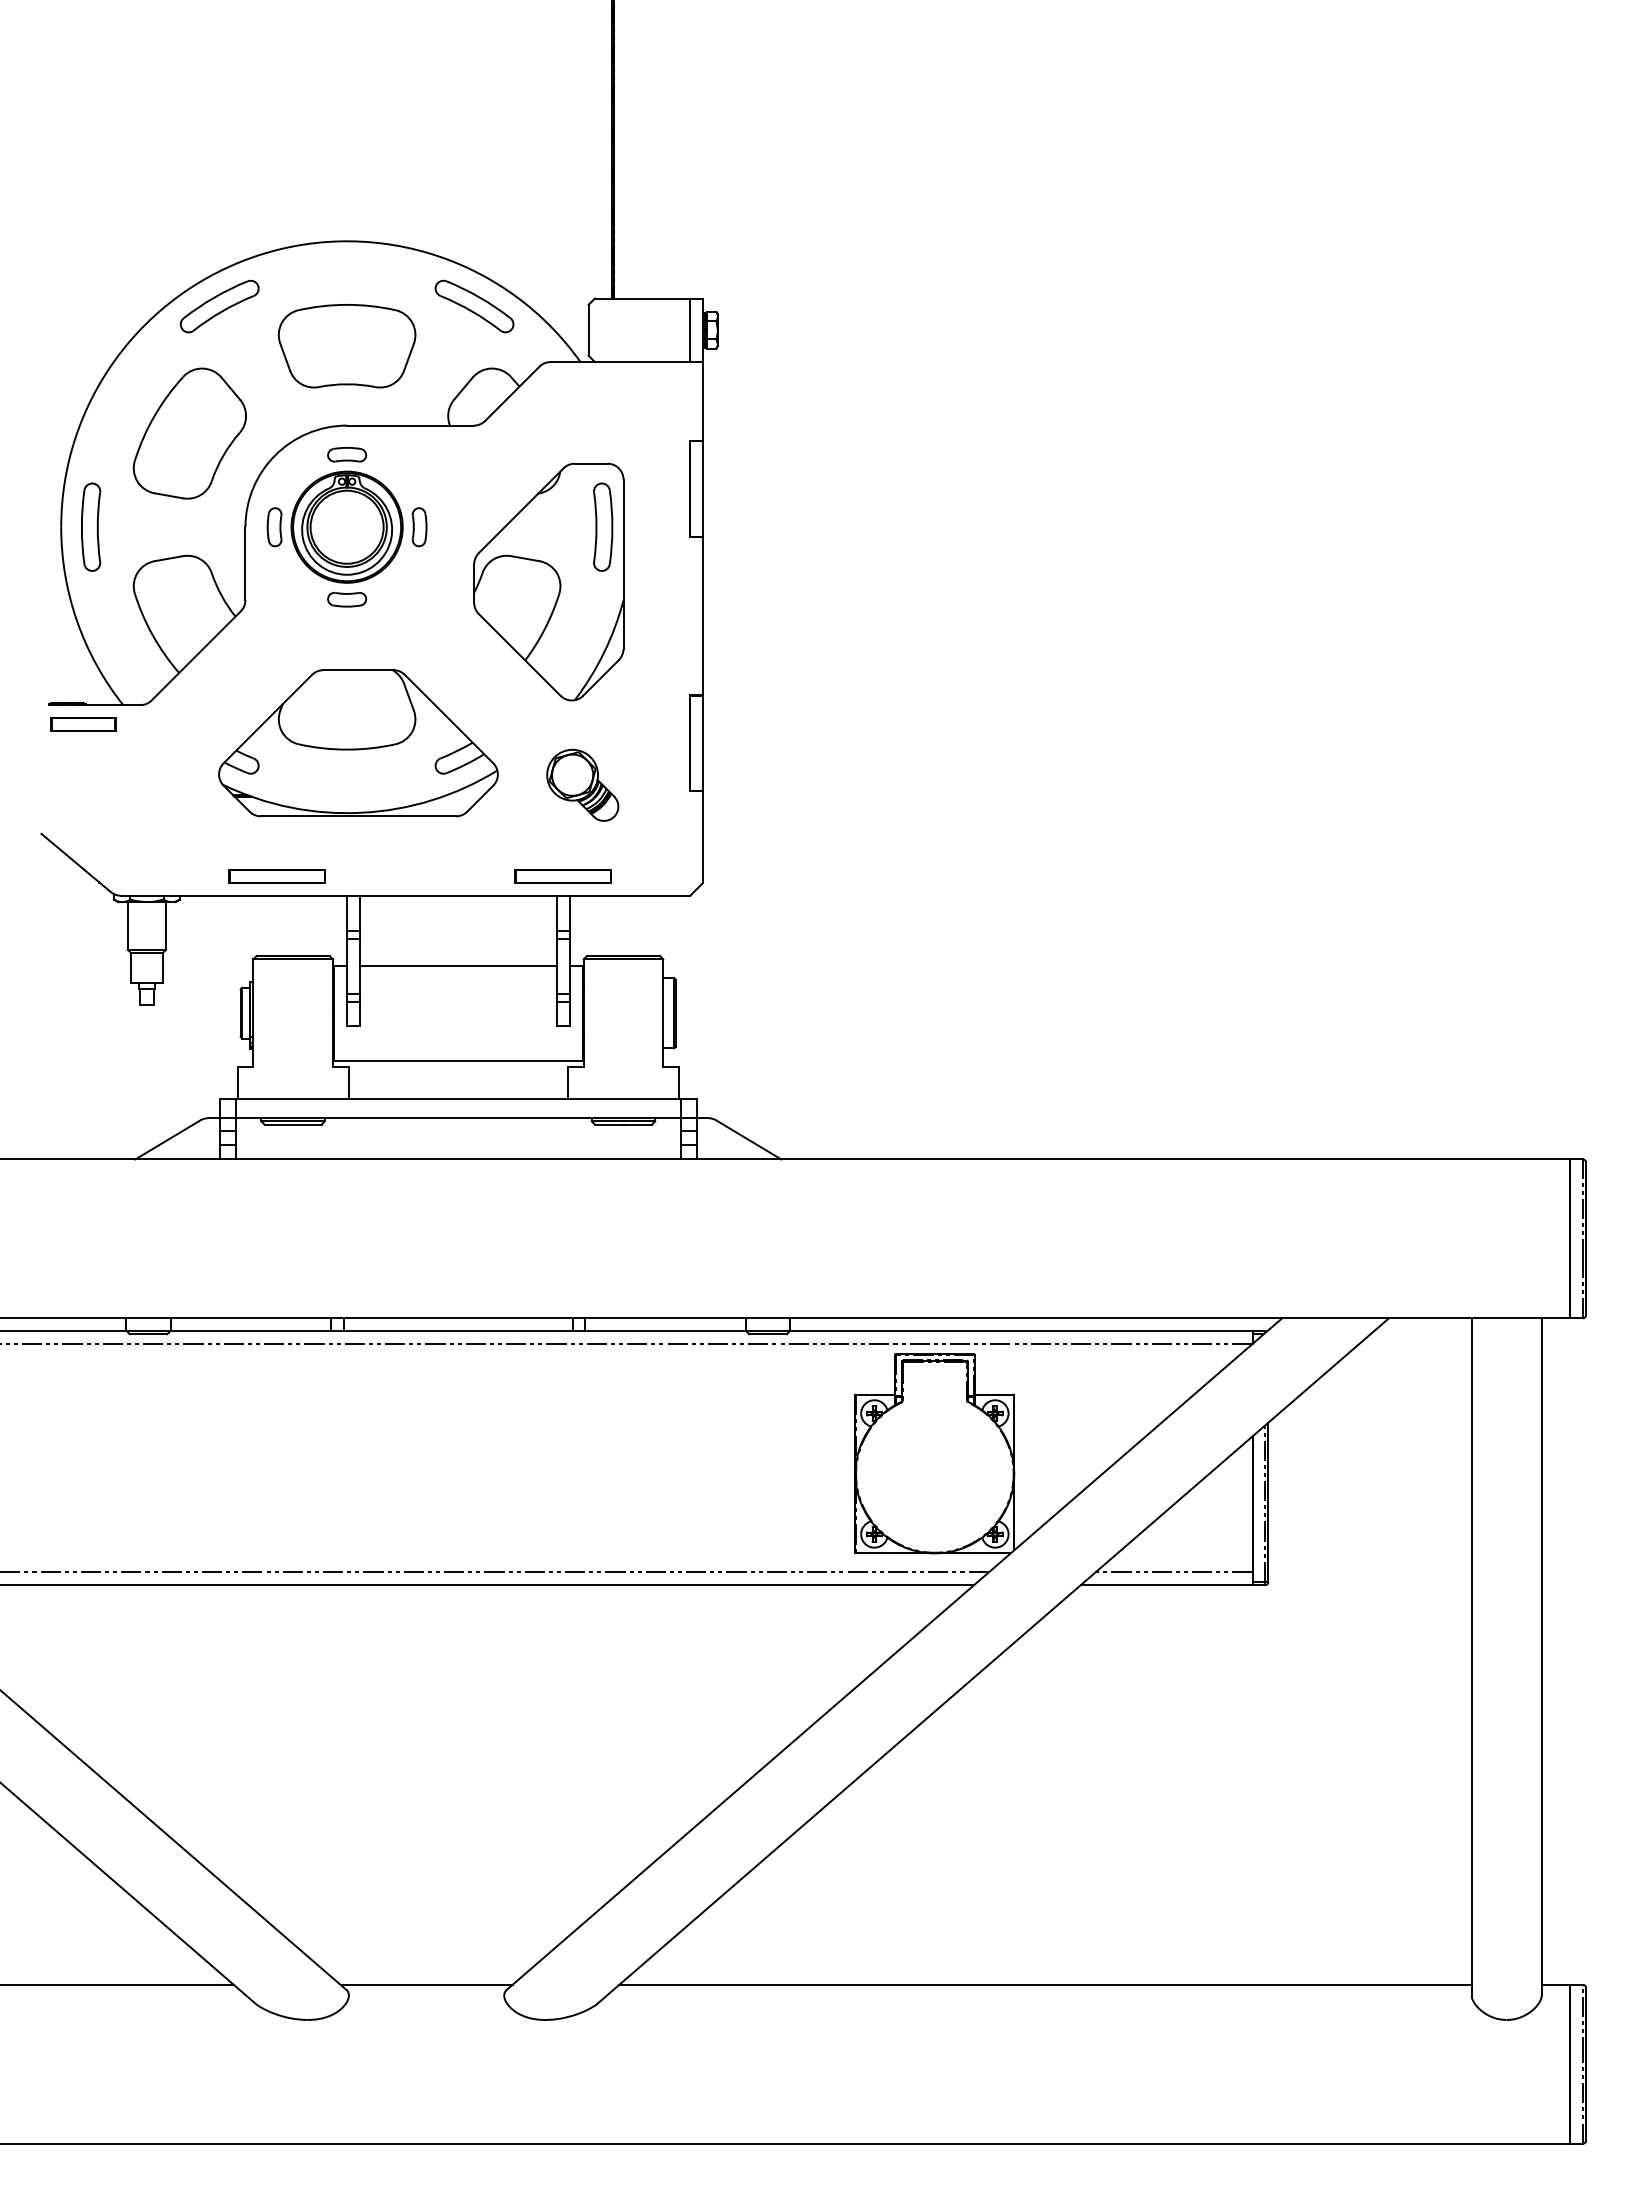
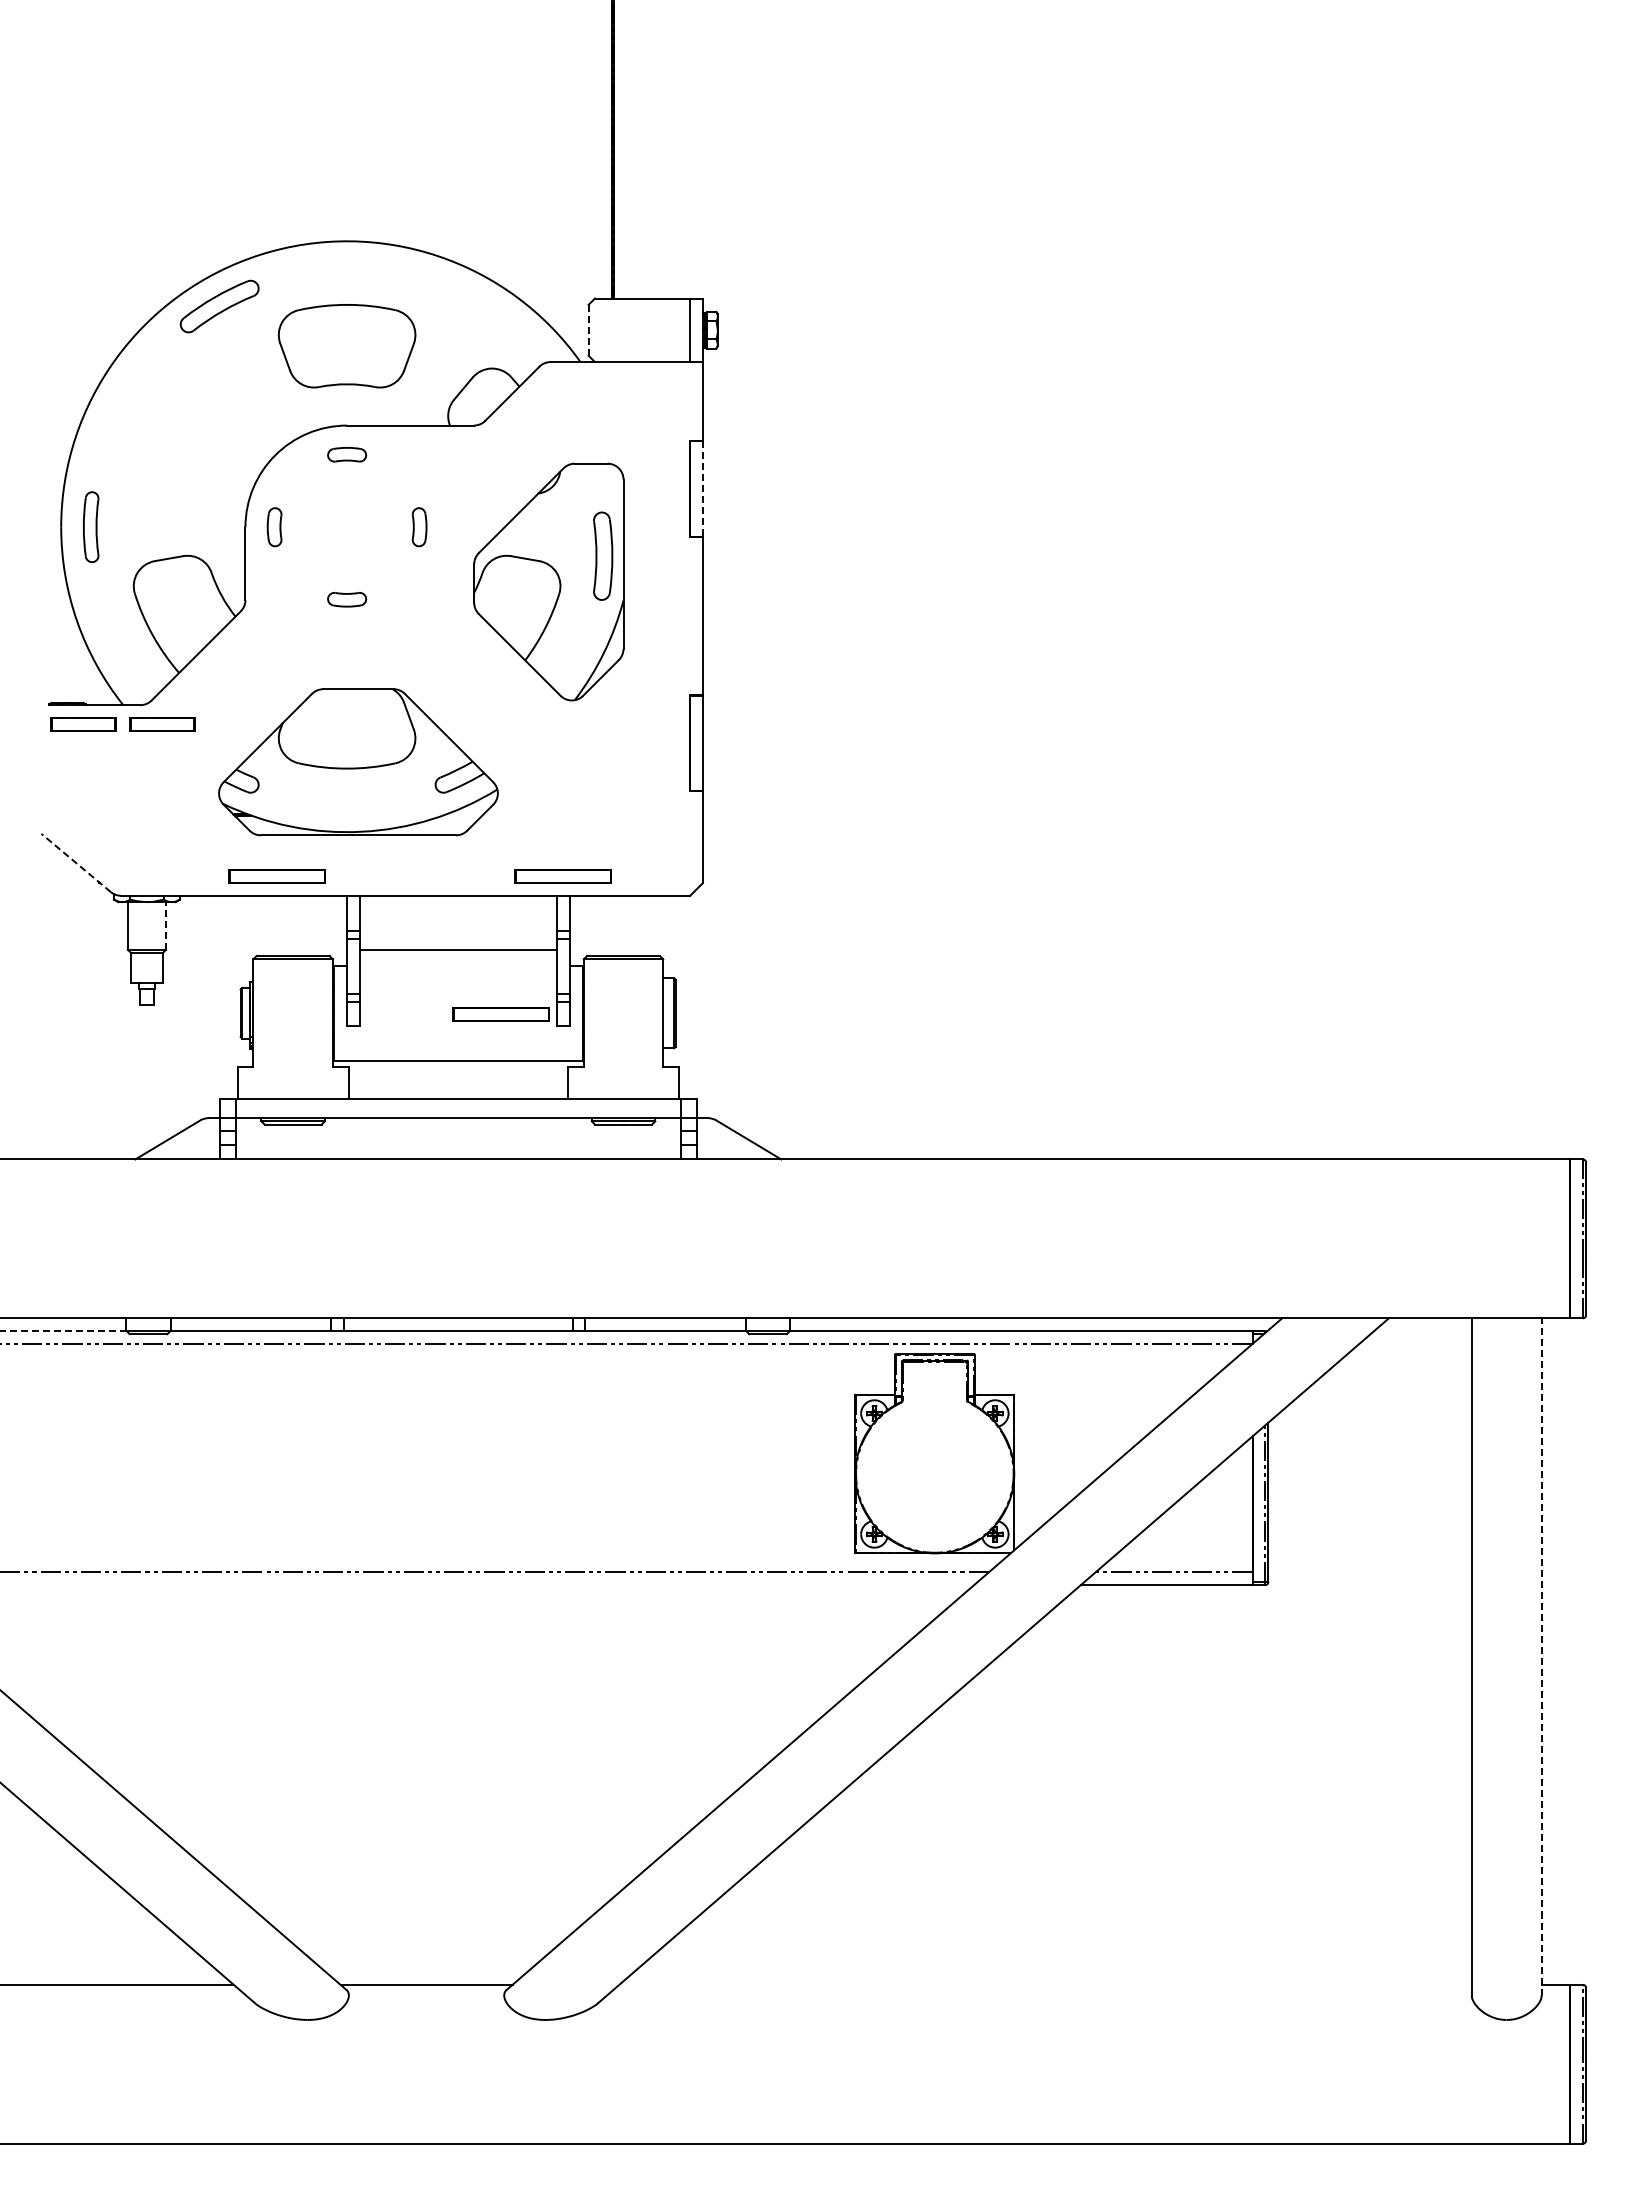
part: present -> none (474, 306)
line: solid -> dashed (588, 330)
part: present -> none (189, 433)
line: solid -> dashed (702, 489)
part size: 21x90 px -> 17x73 px (91, 527)
part: present -> none (346, 526)
part position: (603, 526) -> (603, 555) (603, 555)
part: none -> present (162, 724)
part position: (358, 743) -> (358, 762) (358, 762)
part: present -> none (582, 784)
line: solid -> dashed (75, 862)
line: solid -> dashed (166, 925)
line position: (457, 965) -> (457, 949) (457, 949)
part: none -> present (500, 1014)
line: solid -> dashed (63, 1331)
line: present -> none (488, 1585)
line: solid -> dashed (1541, 1656)
line: present -> none (1045, 1984)
